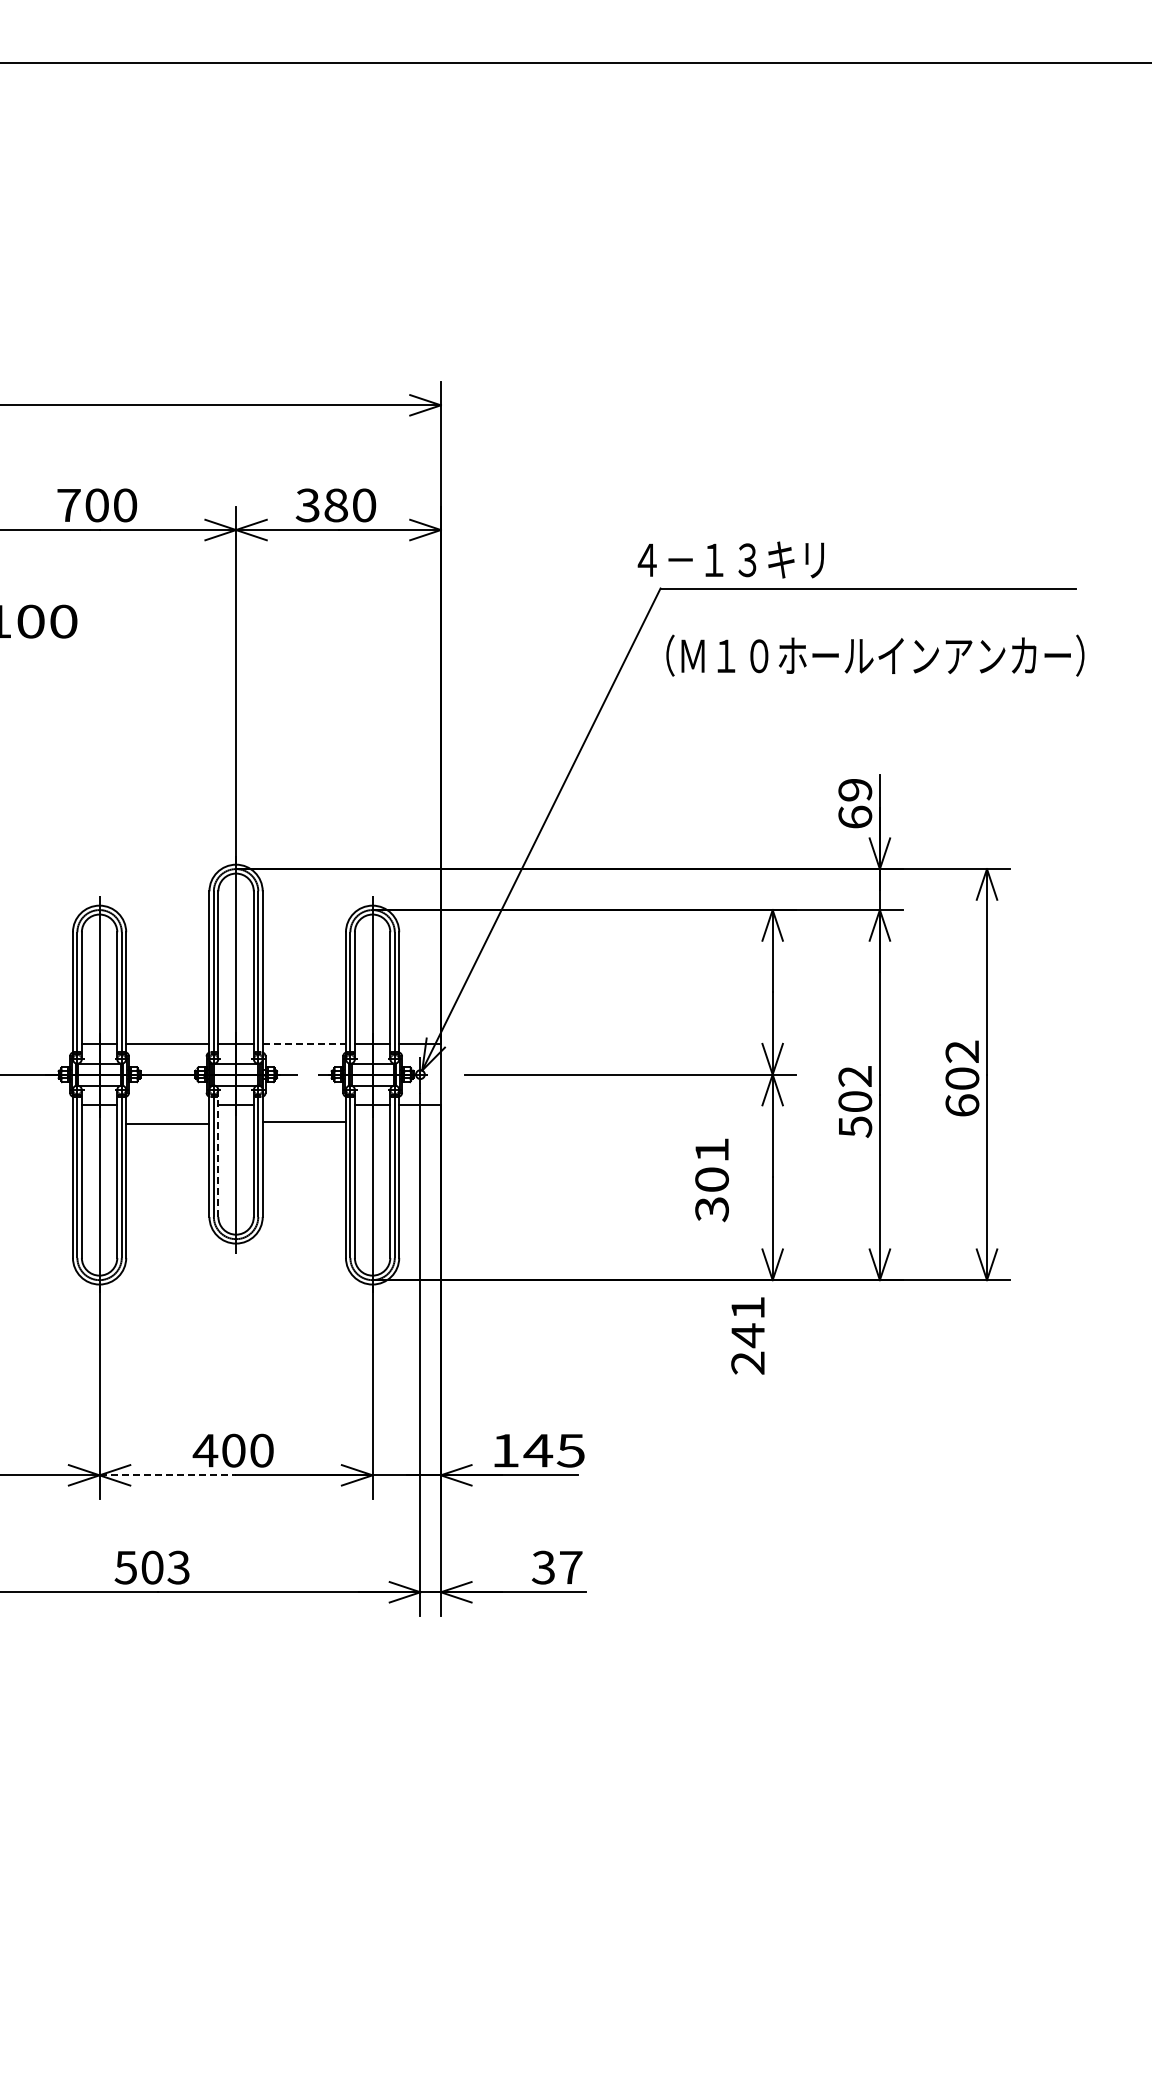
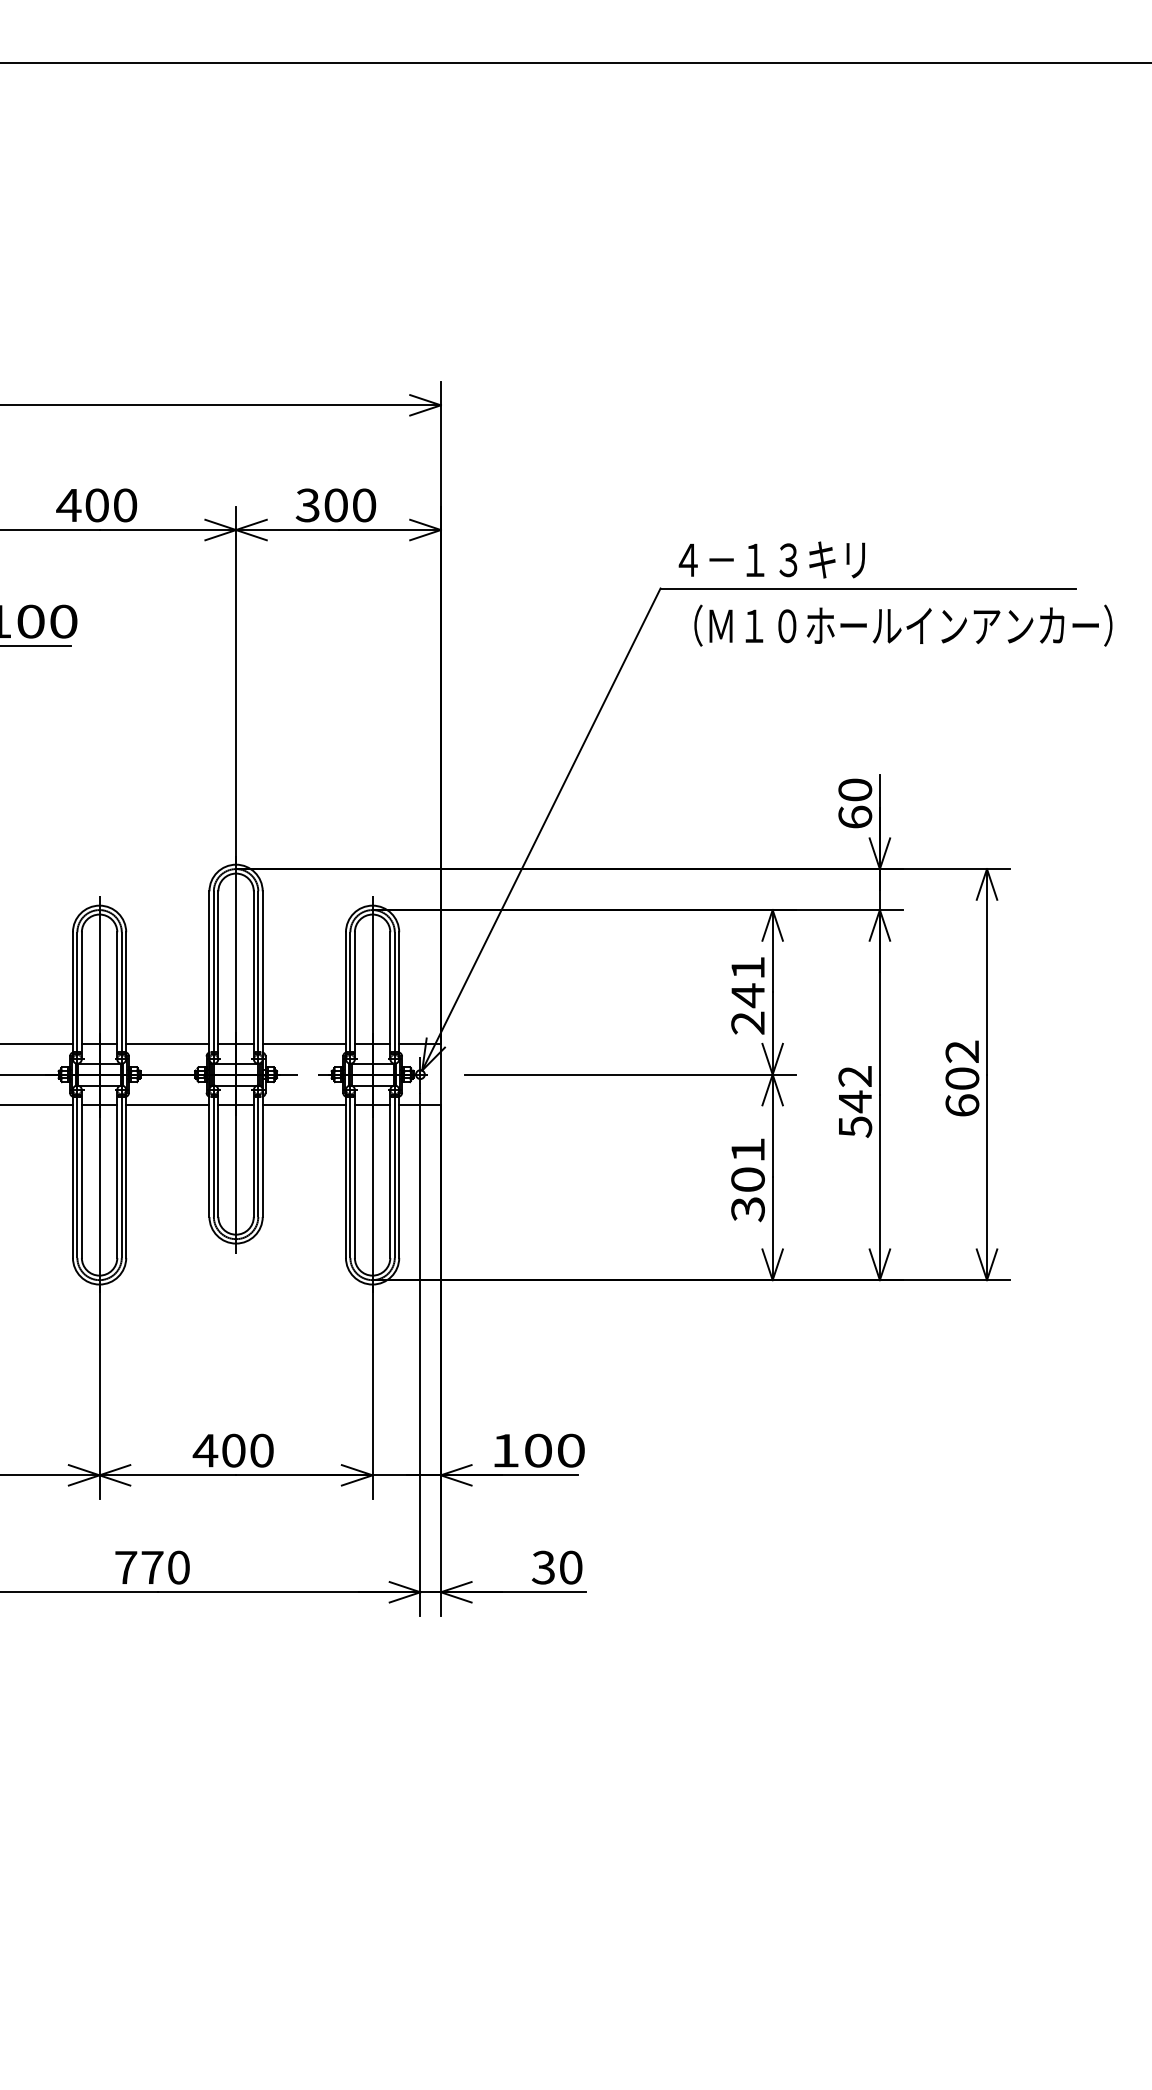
text: 700 -> 400 (68, 505)
text: 380 -> 300 (335, 505)
text position: (730, 559) -> (771, 559) (771, 559)
line: none -> present (36, 646)
text position: (875, 655) -> (903, 625) (903, 625)
text: 69 -> 60 (855, 789)
line: none -> present (37, 1043)
line: dashed -> solid (304, 1043)
text: 502 -> 542 (855, 1101)
line: none -> present (37, 1105)
line position: (303, 1122) -> (303, 1105) (303, 1105)
line position: (167, 1124) -> (167, 1105) (167, 1105)
line: dashed -> solid (218, 1152)
text position: (711, 1180) -> (747, 1180) (747, 1180)
text position: (747, 1335) -> (747, 995) (747, 995)
text: 145 -> 100 (553, 1450)
line: dashed -> solid (168, 1475)
text: 503 -> 770 (151, 1567)
text: 37 -> 30 (571, 1567)
